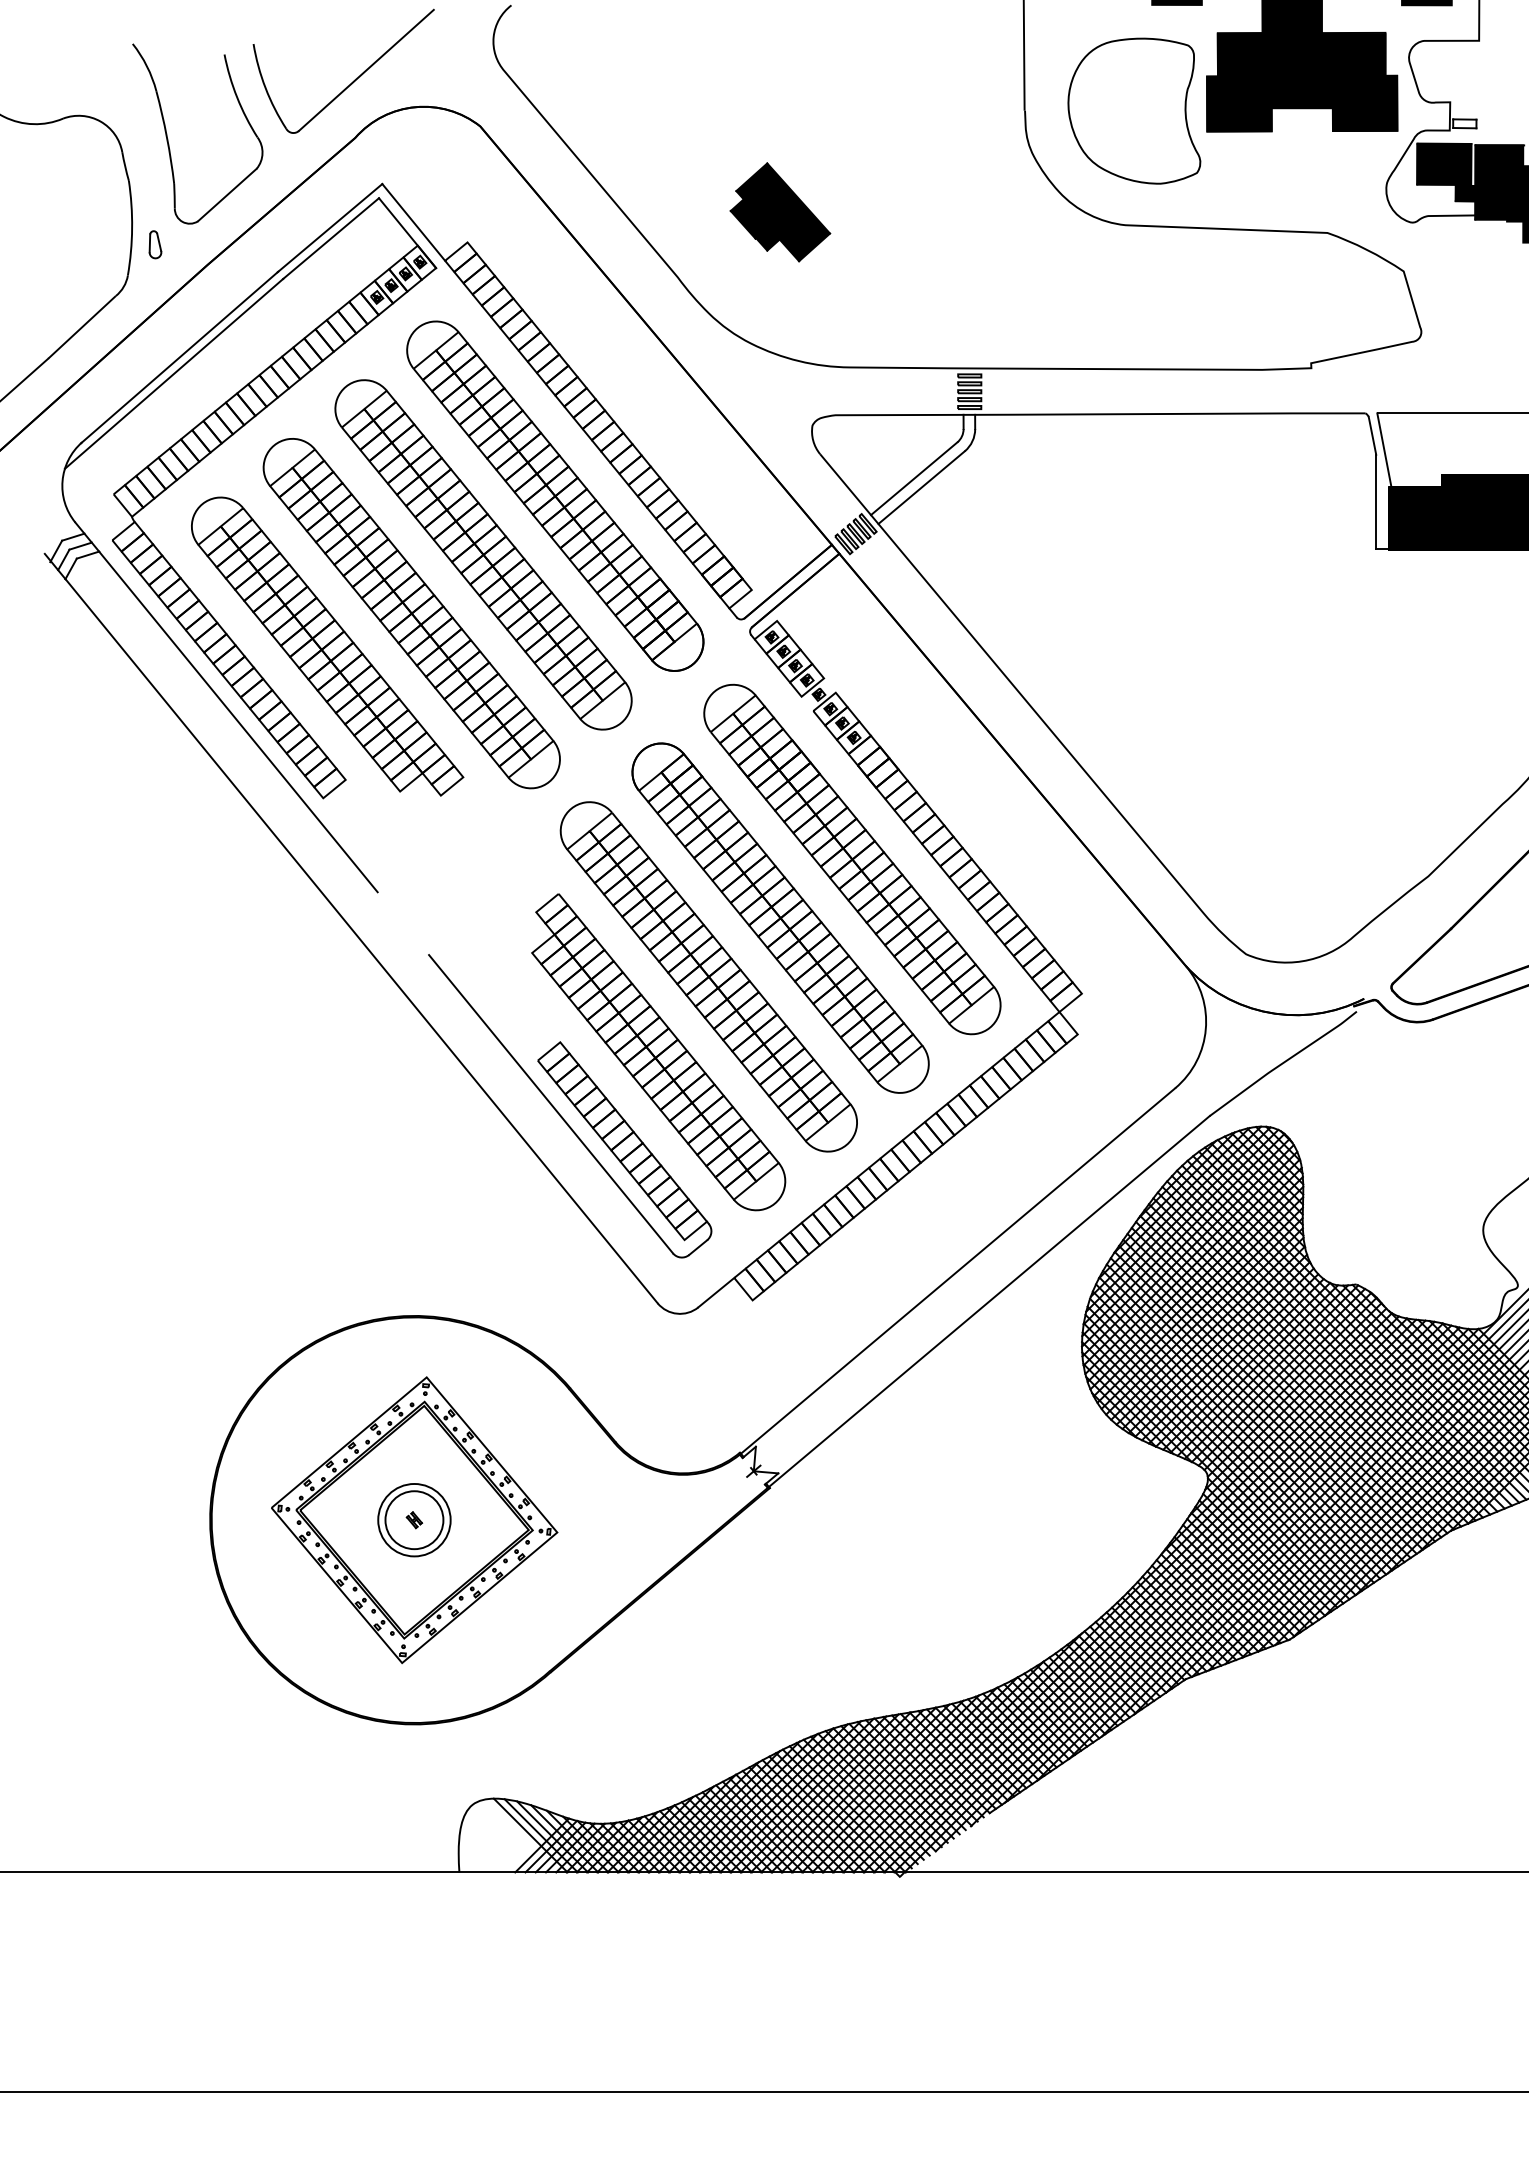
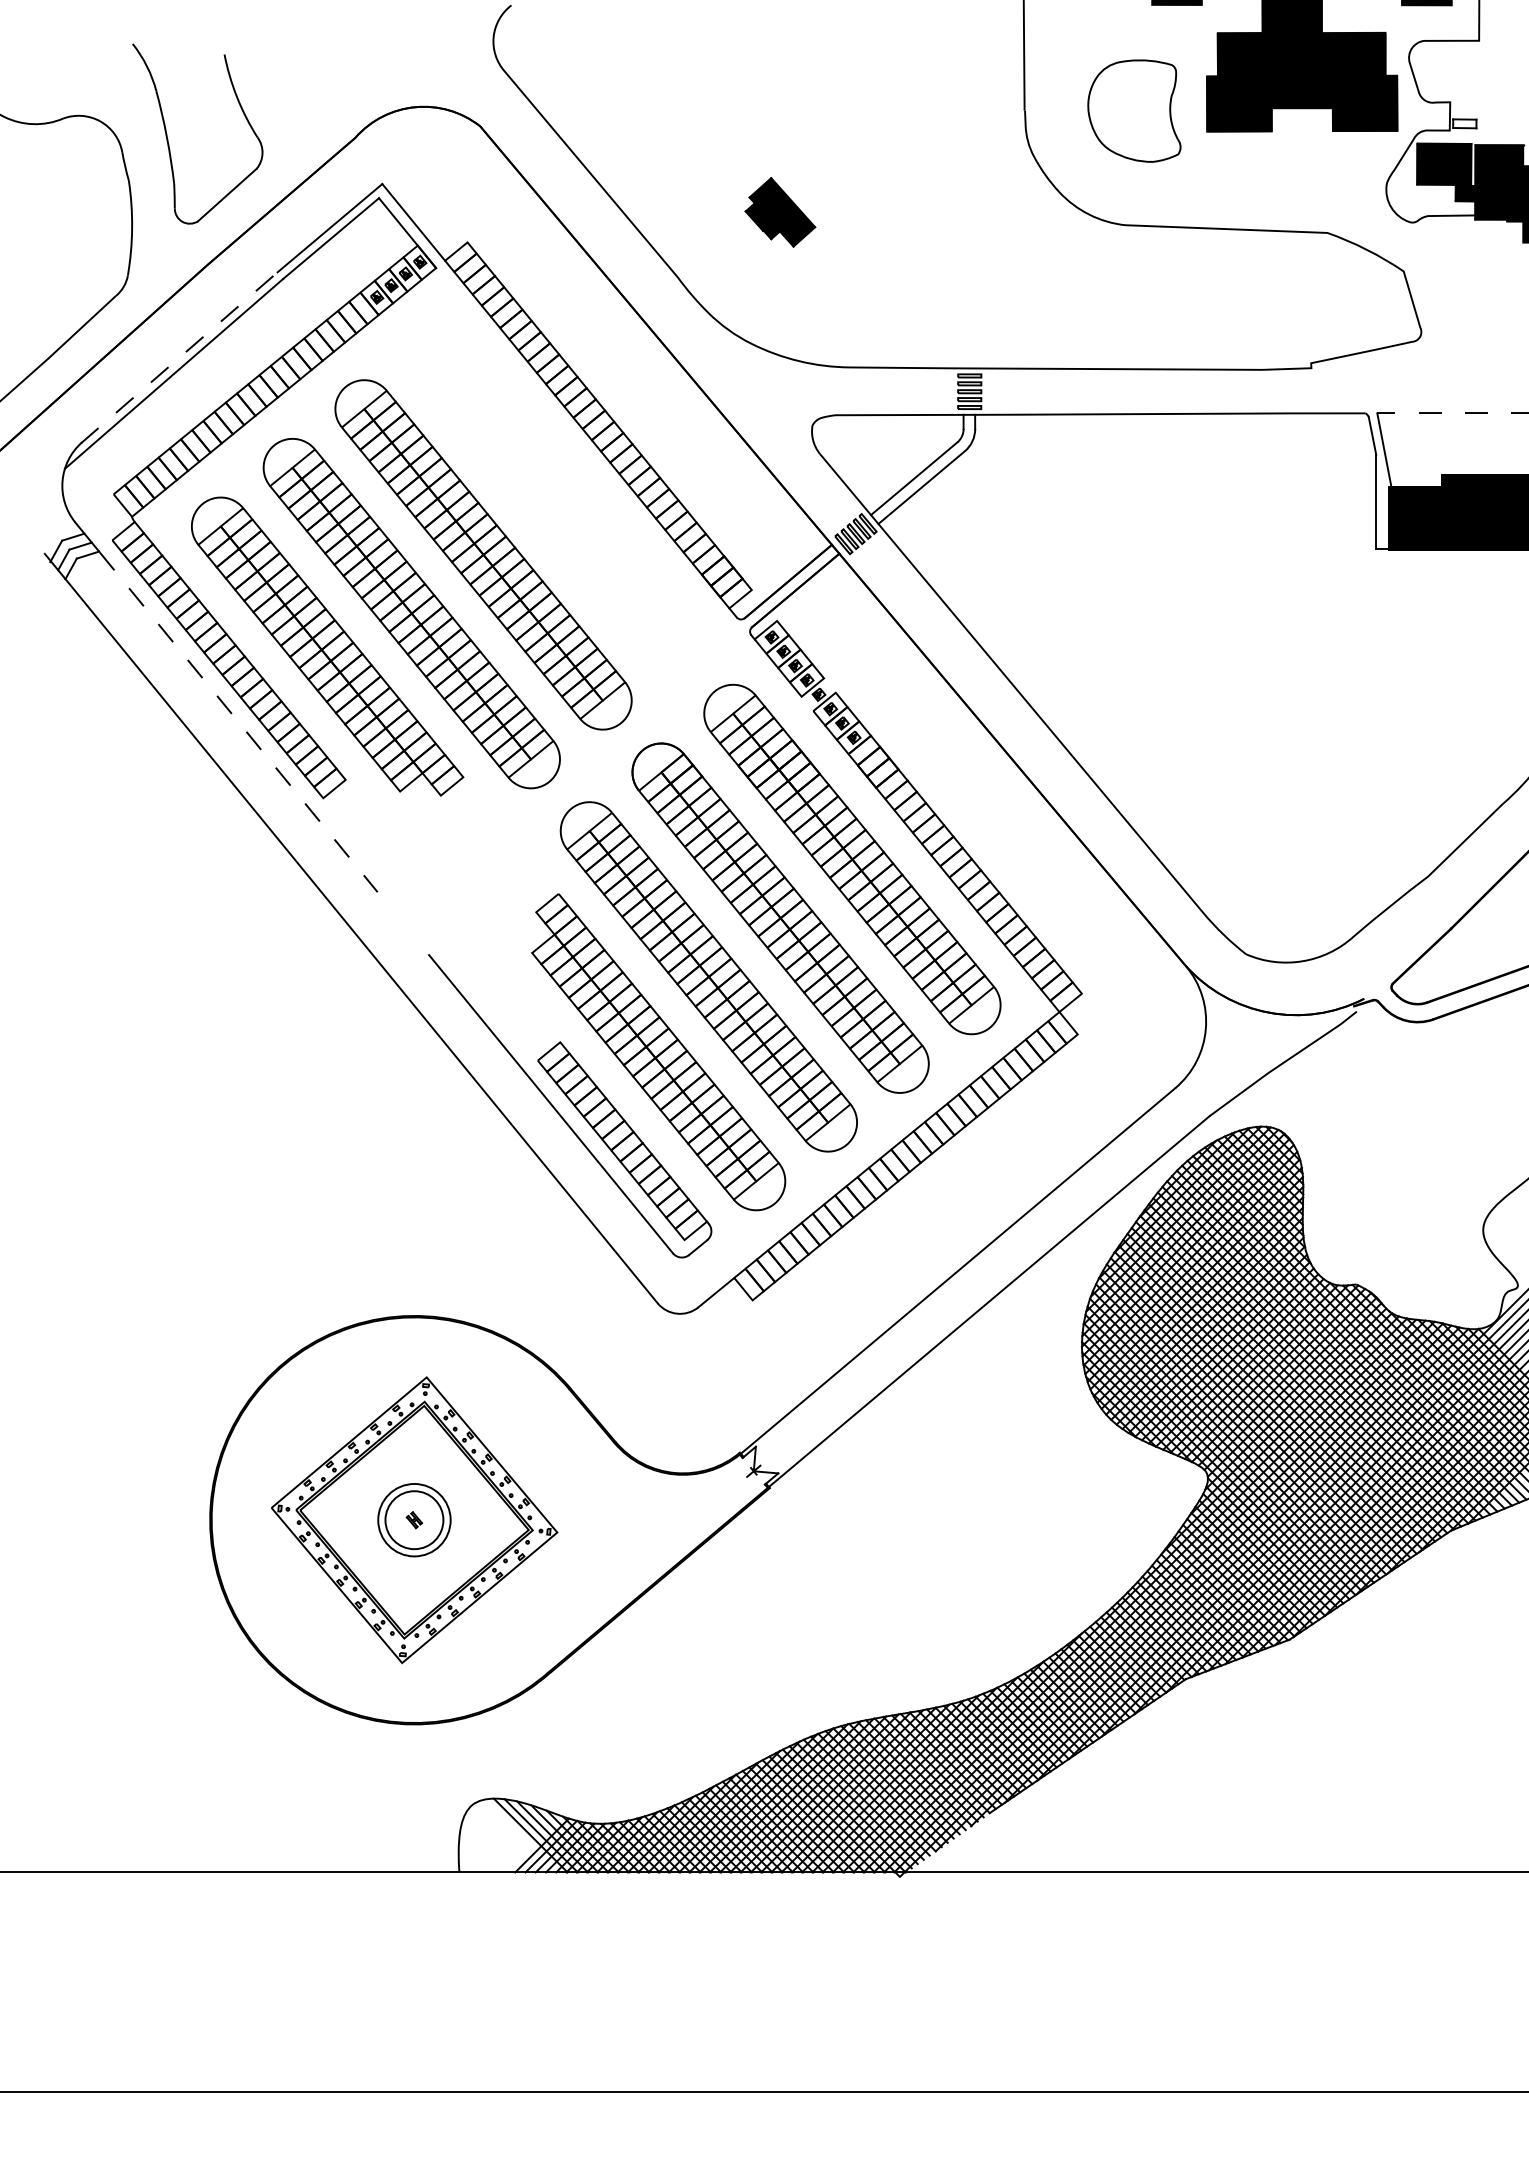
part: present -> none (353, 80)
part size: 135x148 px -> 95x104 px (1134, 110)
part size: 103x101 px -> 73x71 px (780, 212)
part: present -> none (155, 244)
line: solid -> dashed (179, 357)
line: solid -> dashed (1452, 413)
part: present -> none (555, 495)
line: solid -> dashed (239, 722)
